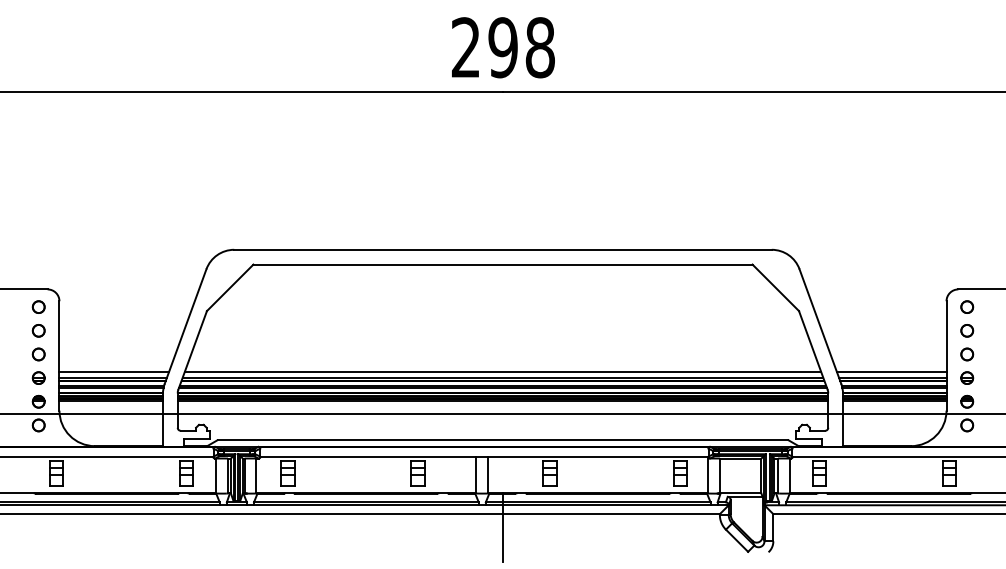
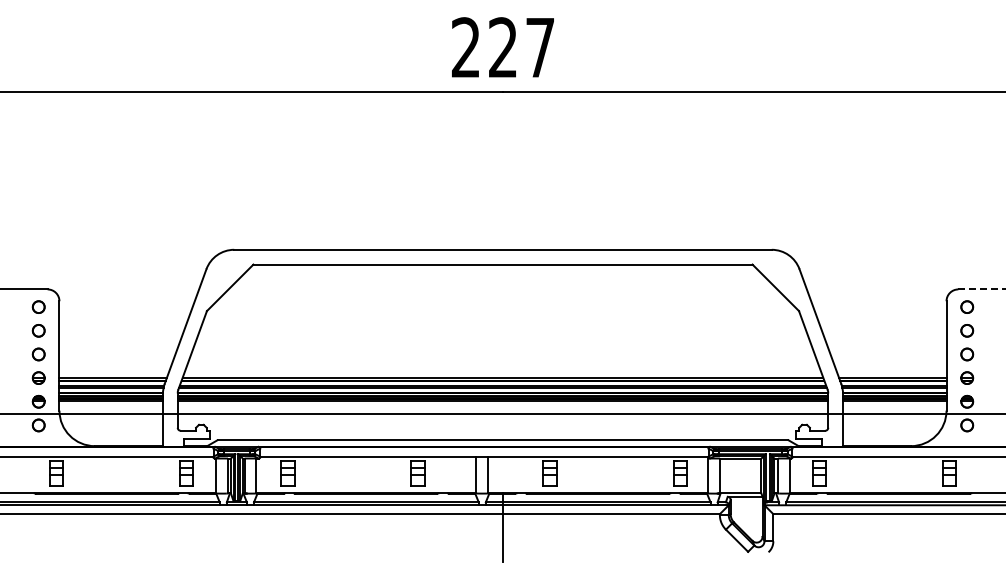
text: 298 -> 227 (521, 47)
line: solid -> dashed (982, 289)
line: present -> none (113, 372)
line: present -> none (502, 372)
line: present -> none (891, 372)
